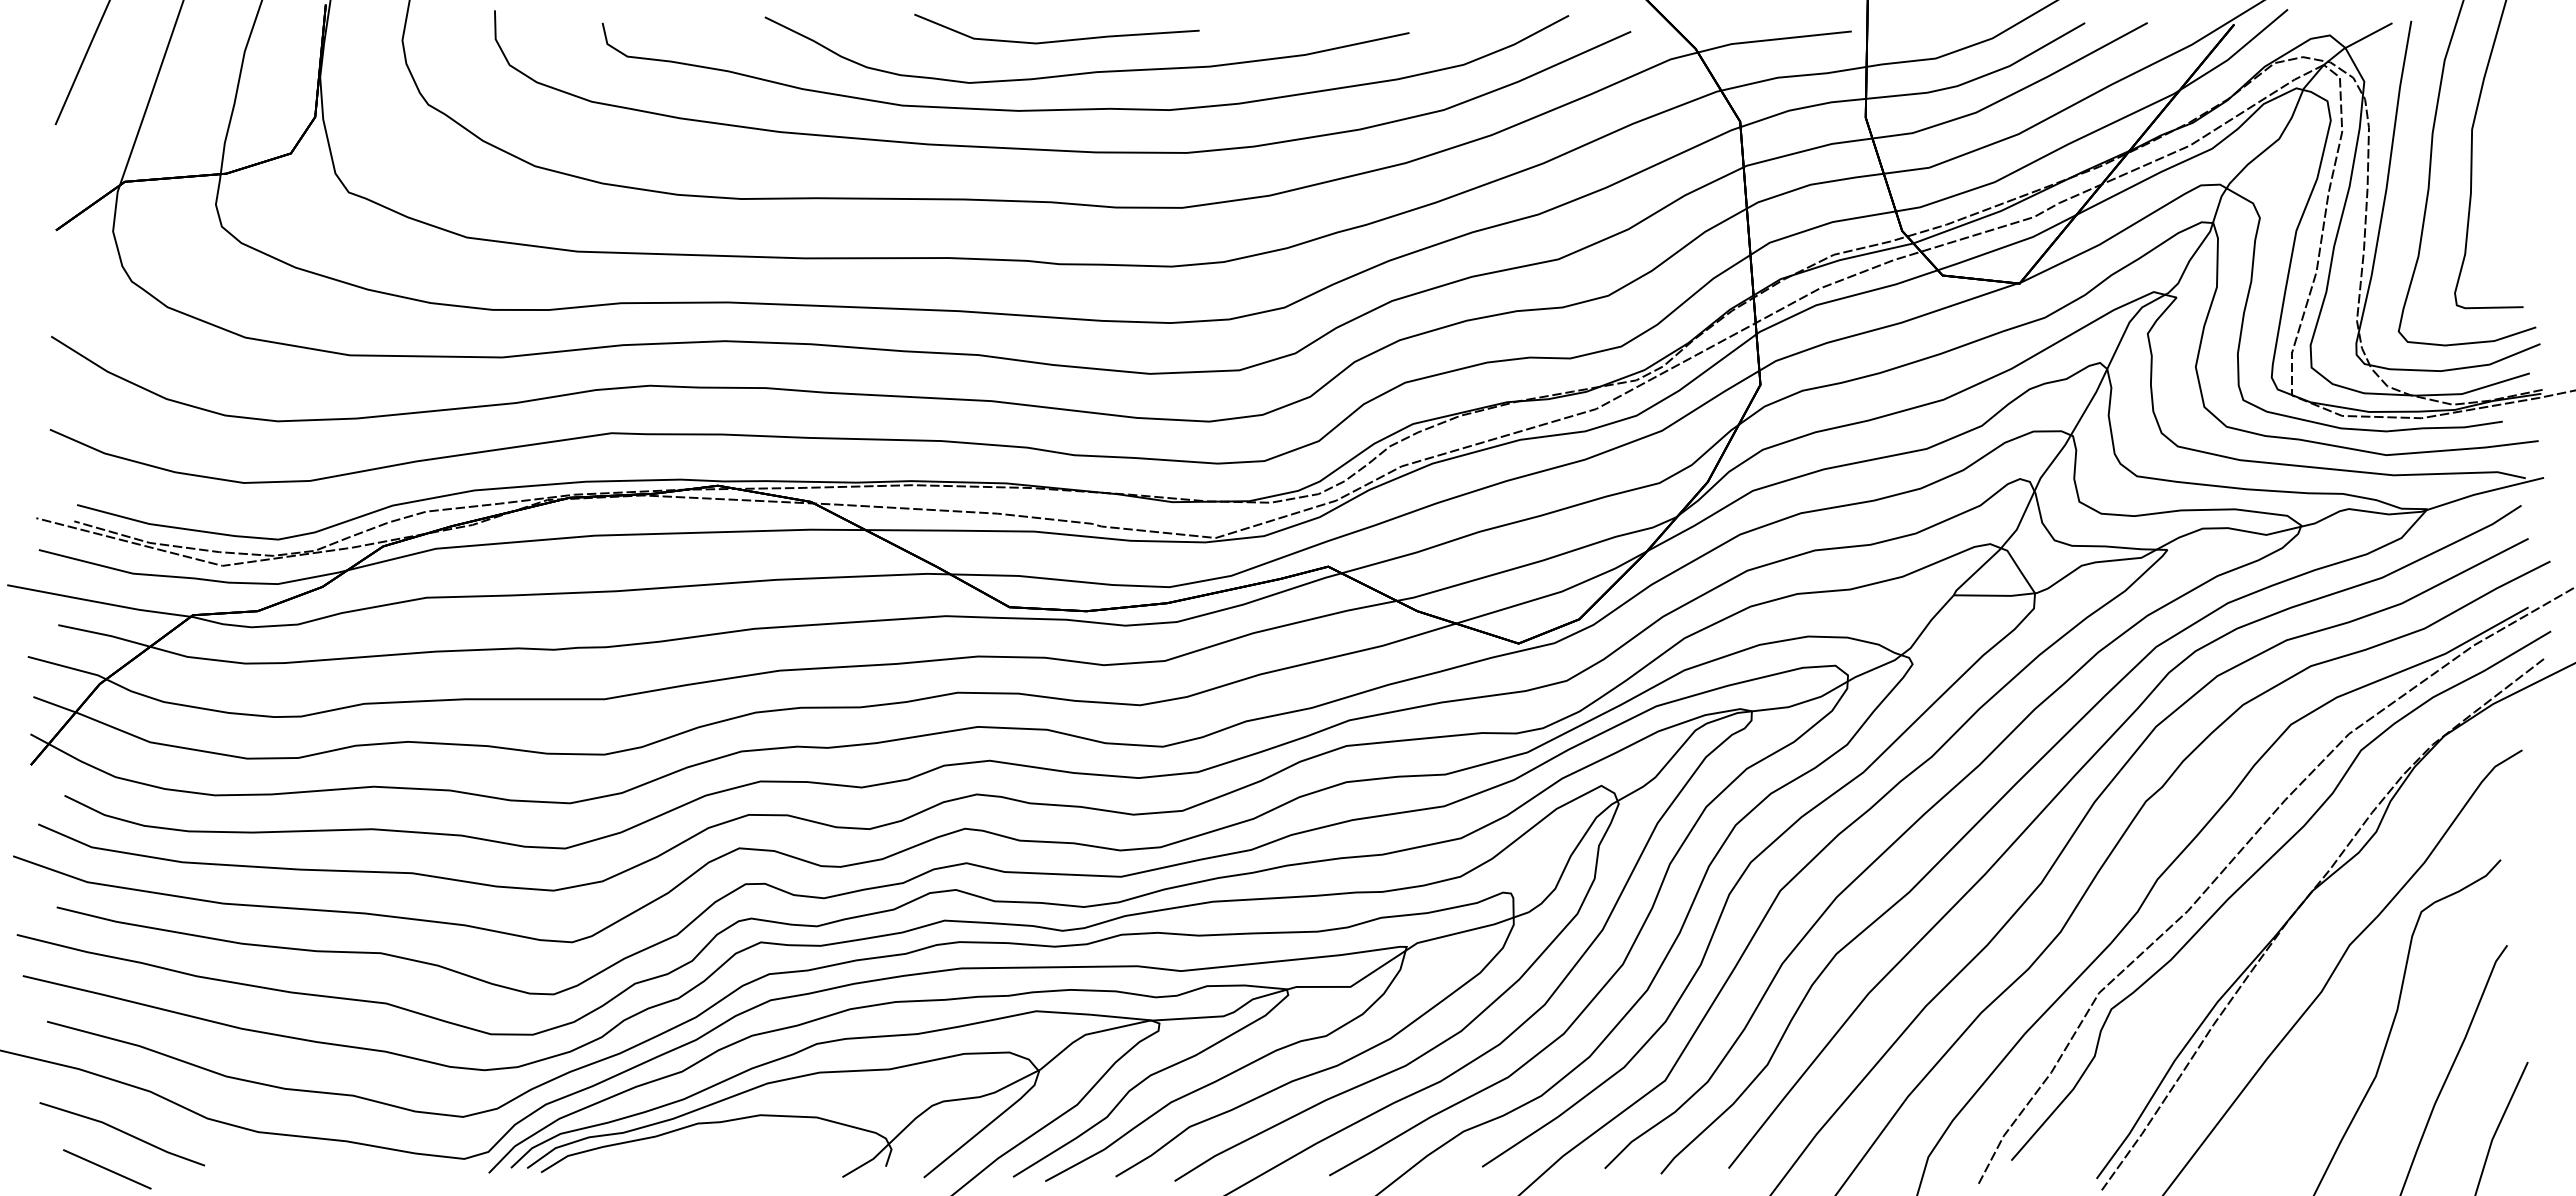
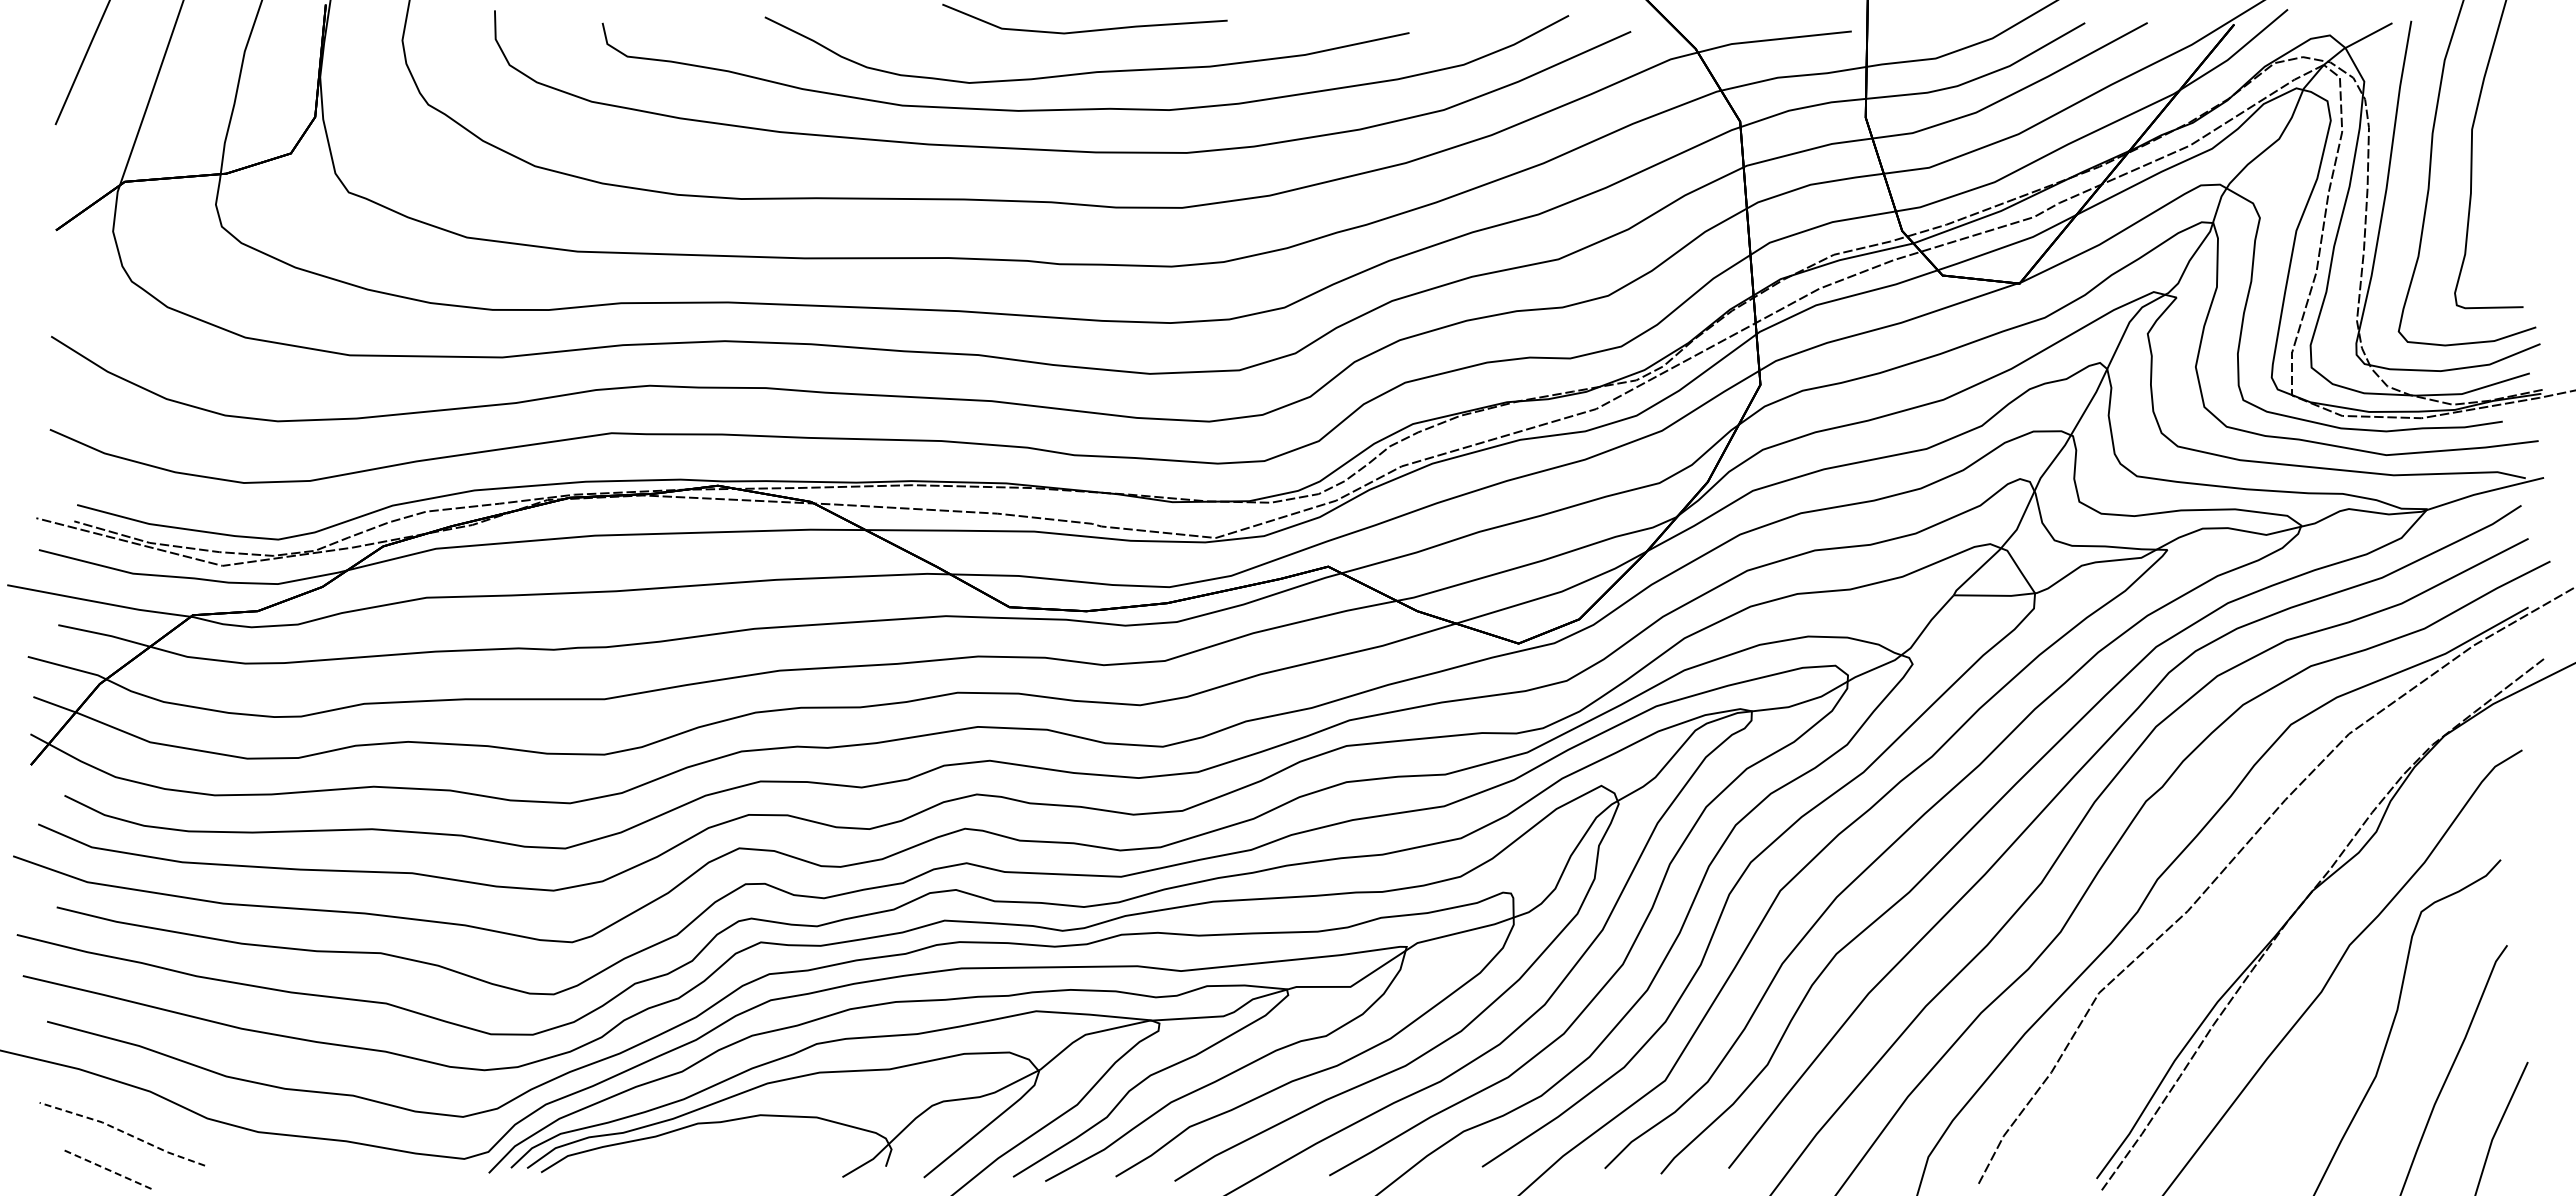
line position: (1056, 40) -> (1084, 30) (1084, 30)
curve: present -> none (2258, 871)
line: solid -> dashed (122, 1131)
line: solid -> dashed (106, 1169)
